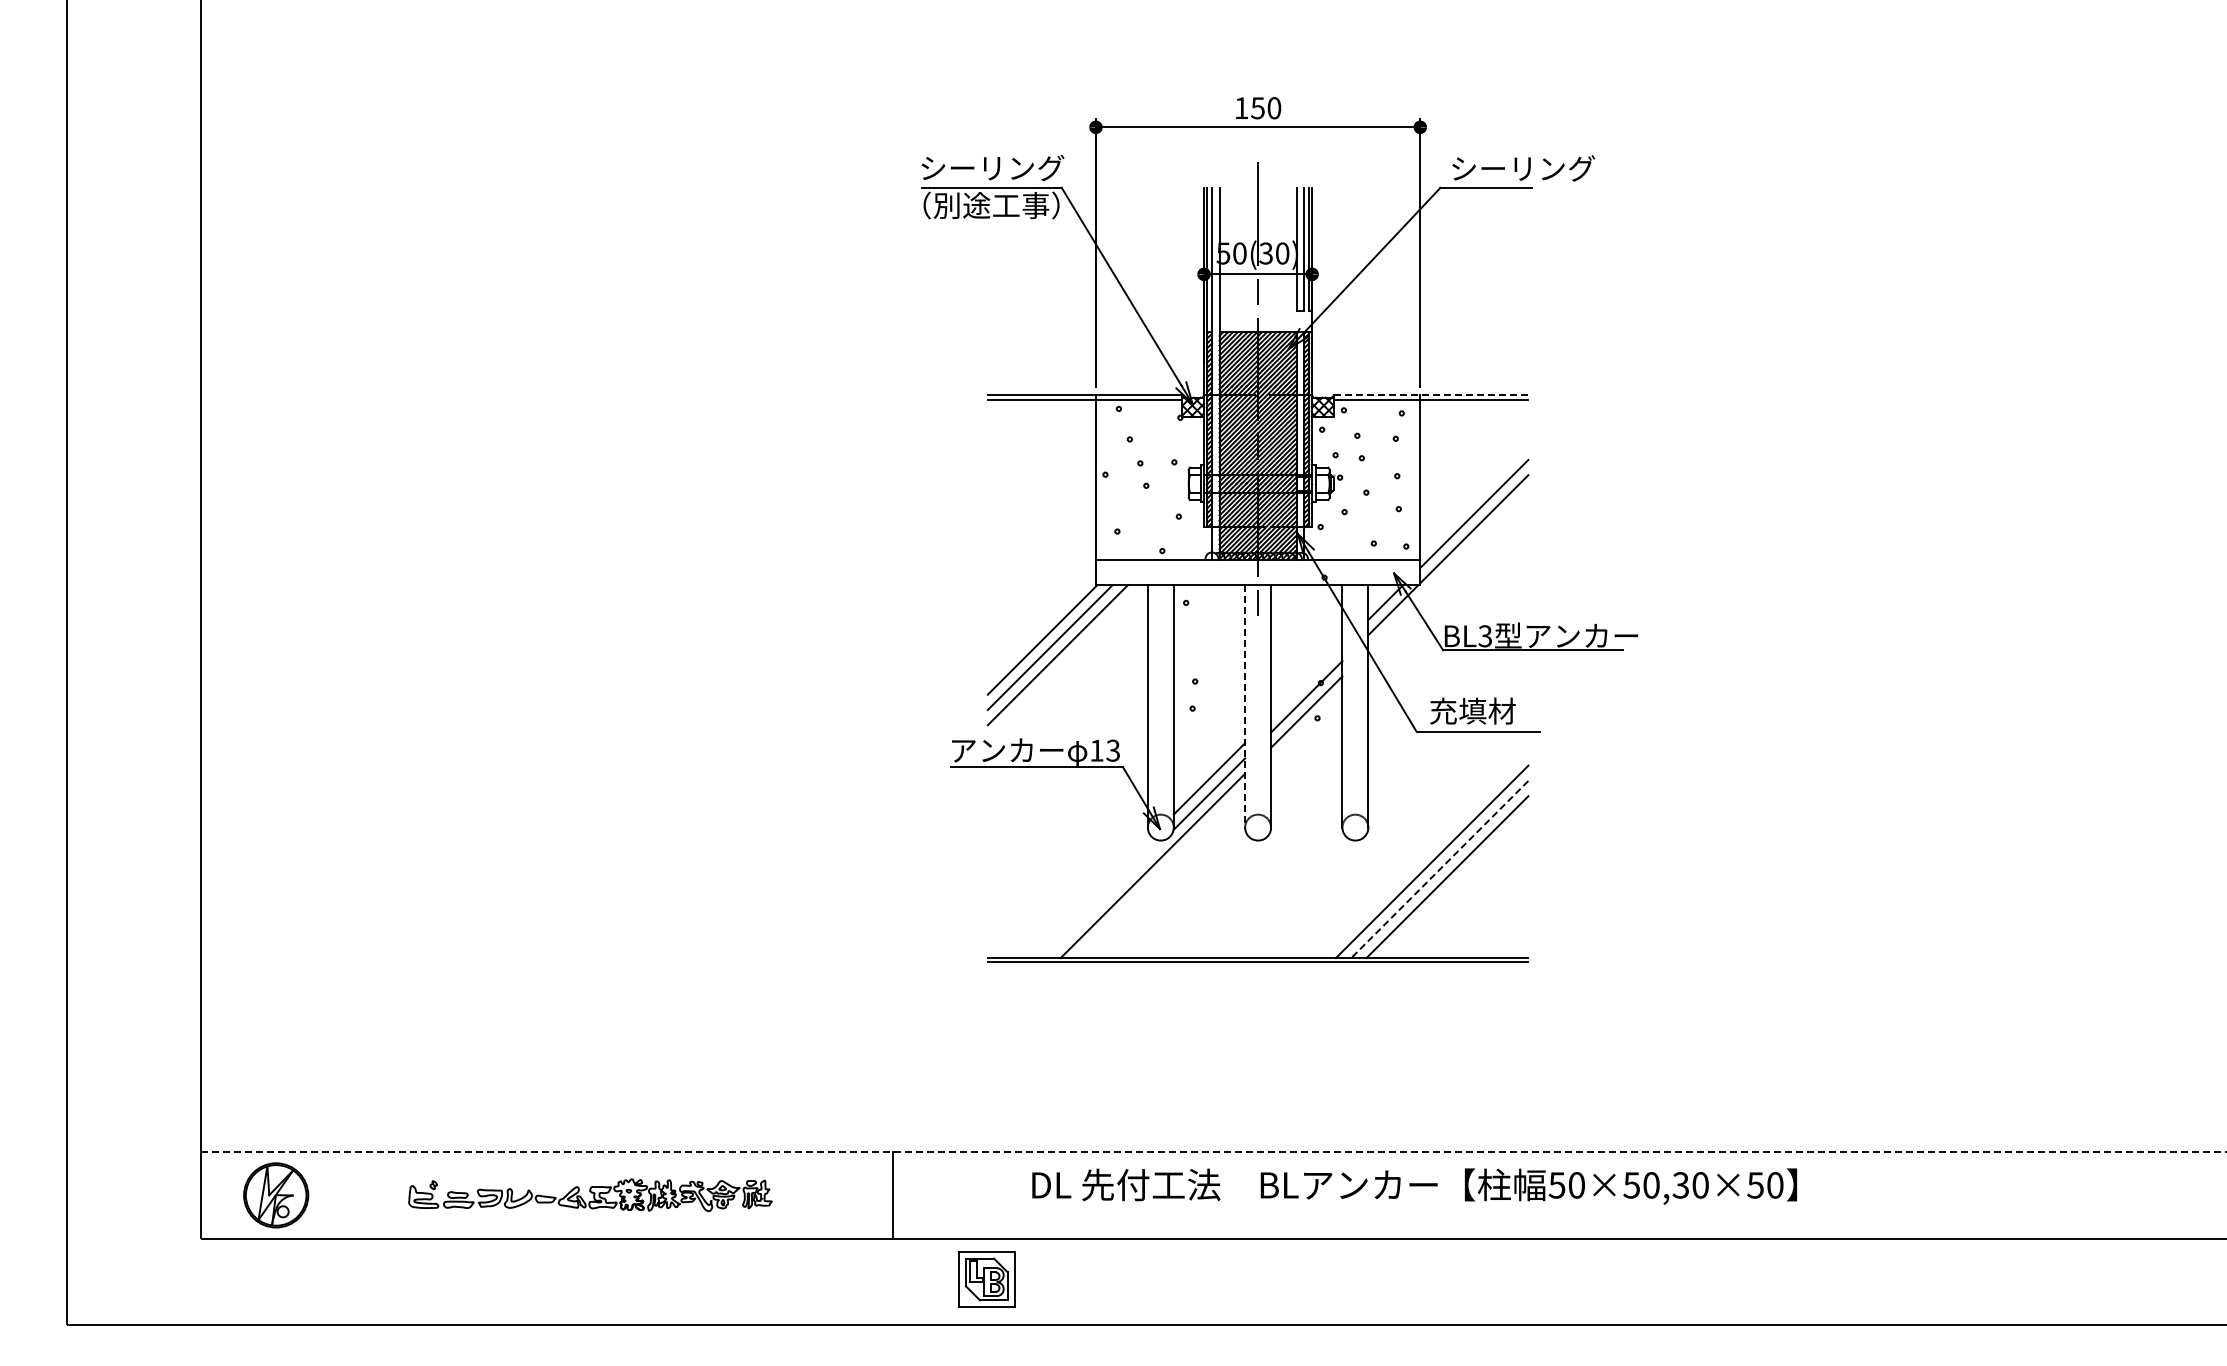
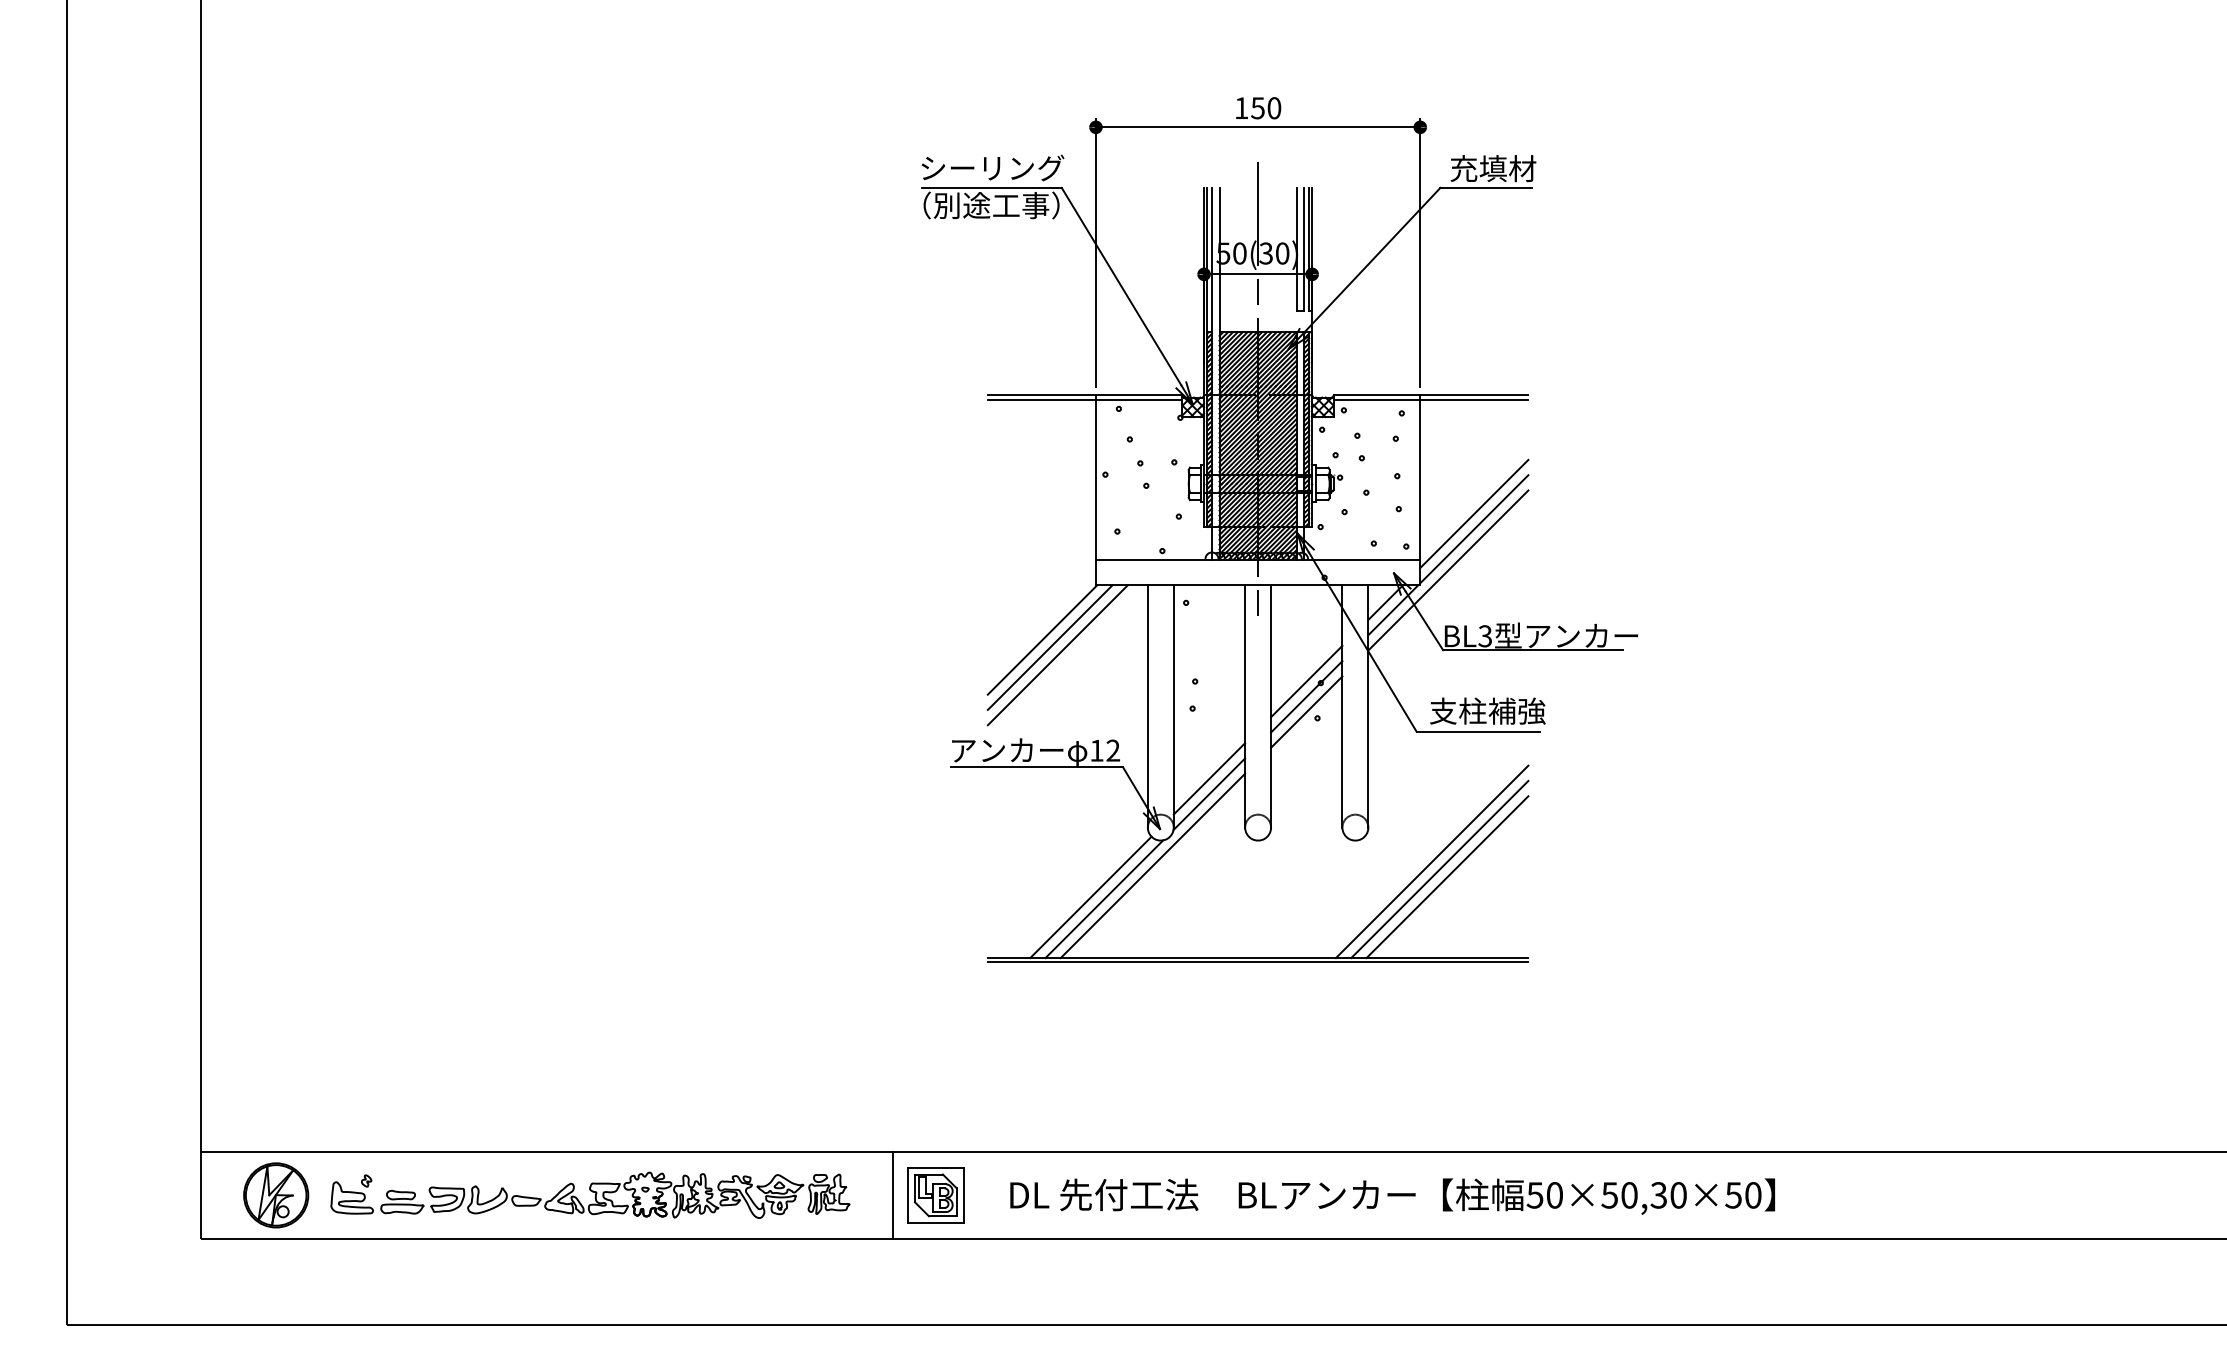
text: シーリング -> 充填材 (1522, 168)
line: dashed -> solid (1431, 395)
line: none -> present (1448, 570)
line: none -> present (1306, 681)
line: dashed -> solid (1245, 707)
text: 充填材 -> 支柱補強 (1487, 710)
text: 13 -> 12 (1113, 750)
line: dashed -> solid (1439, 869)
line: none -> present (1090, 897)
line: none -> present (1104, 899)
line: dashed -> solid (1213, 1152)
text position: (1414, 1186) -> (1392, 1196) (1392, 1196)
part size: 365x34 px -> 521x48 px (590, 1194)
part position: (986, 1279) -> (935, 1195) (935, 1195)
